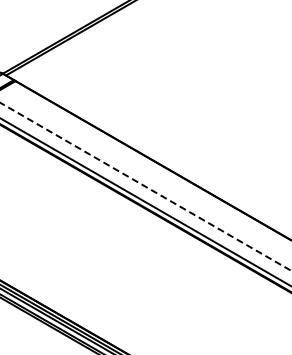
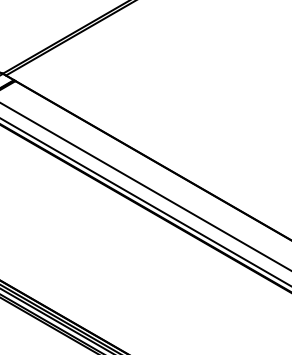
line: dashed -> solid (145, 186)
